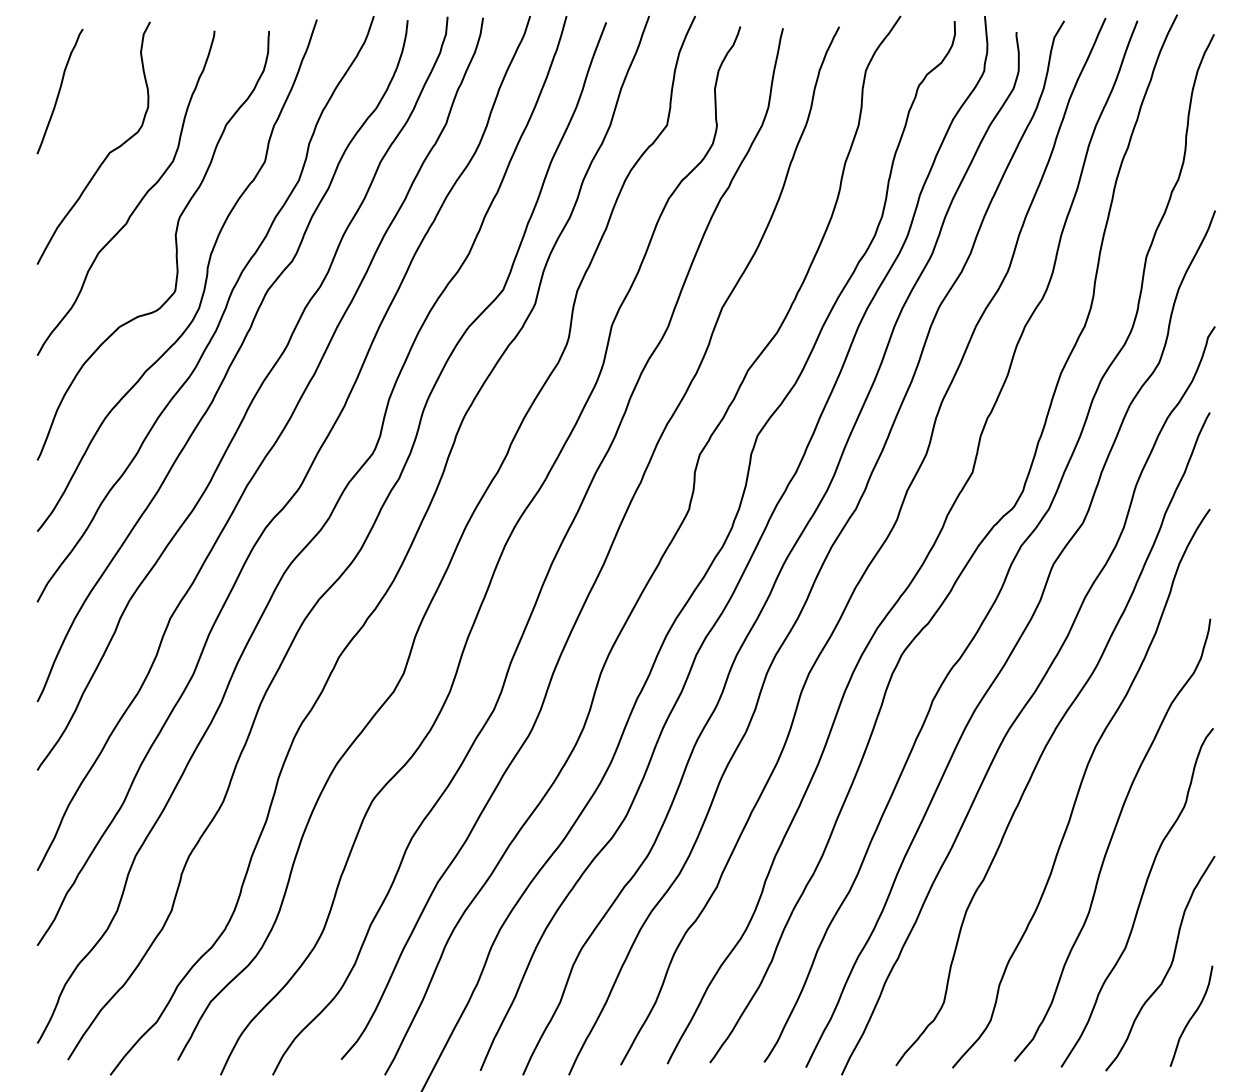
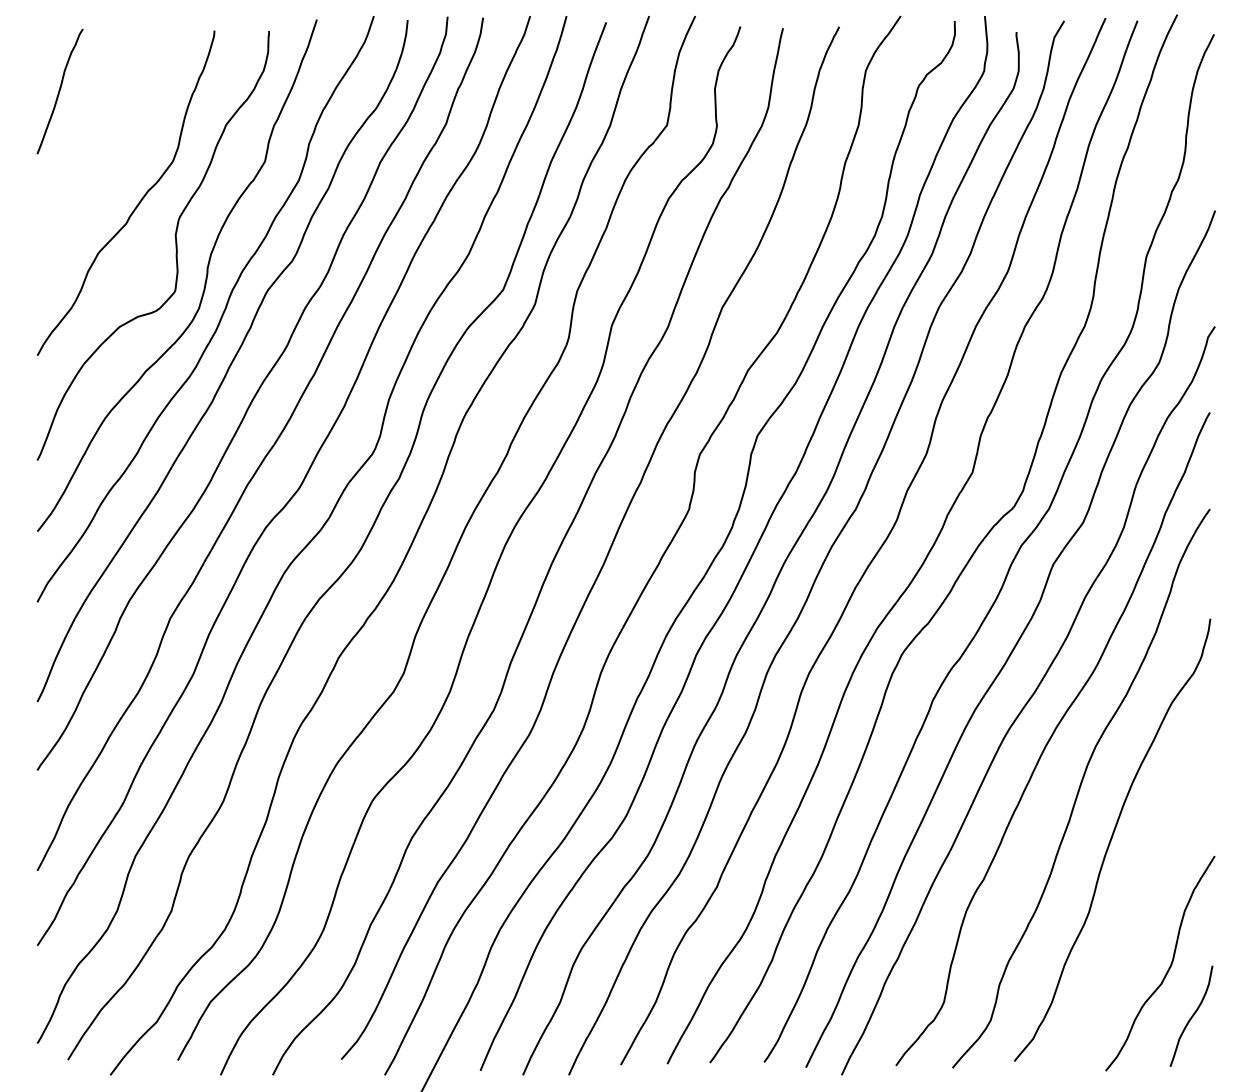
curve: present -> none (108, 152)
curve: present -> none (1140, 897)
